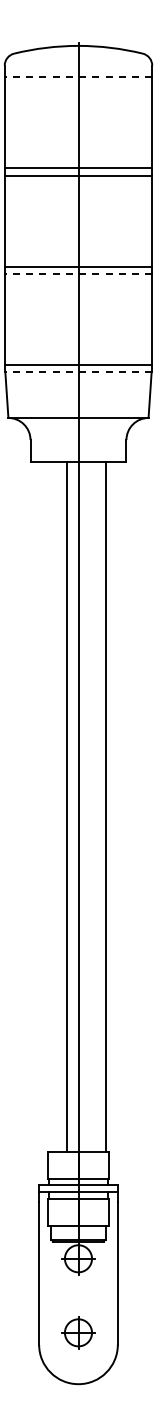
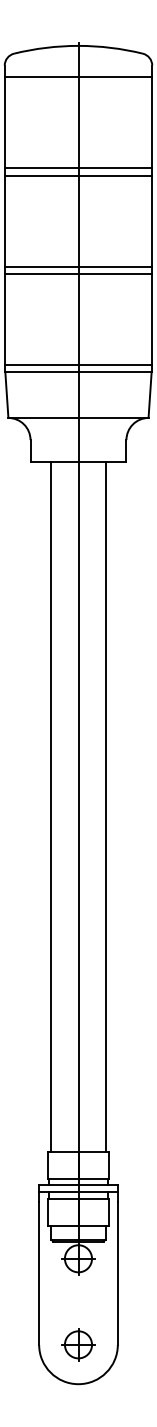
line: dashed -> solid (78, 77)
line: dashed -> solid (78, 274)
line: dashed -> solid (78, 372)
line position: (67, 806) -> (51, 806) (51, 806)
part position: (78, 1332) -> (78, 1344) (78, 1344)
